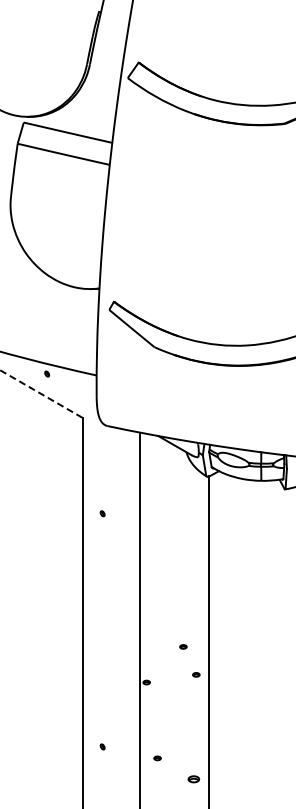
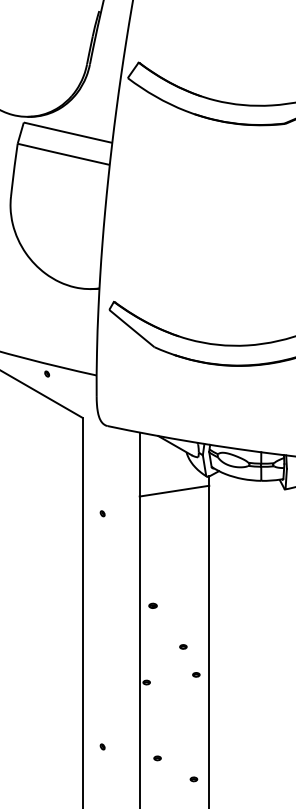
line: dashed -> solid (41, 393)
line: none -> present (174, 490)
part: none -> present (152, 605)
part size: 14x9 px -> 10x7 px (193, 779)
